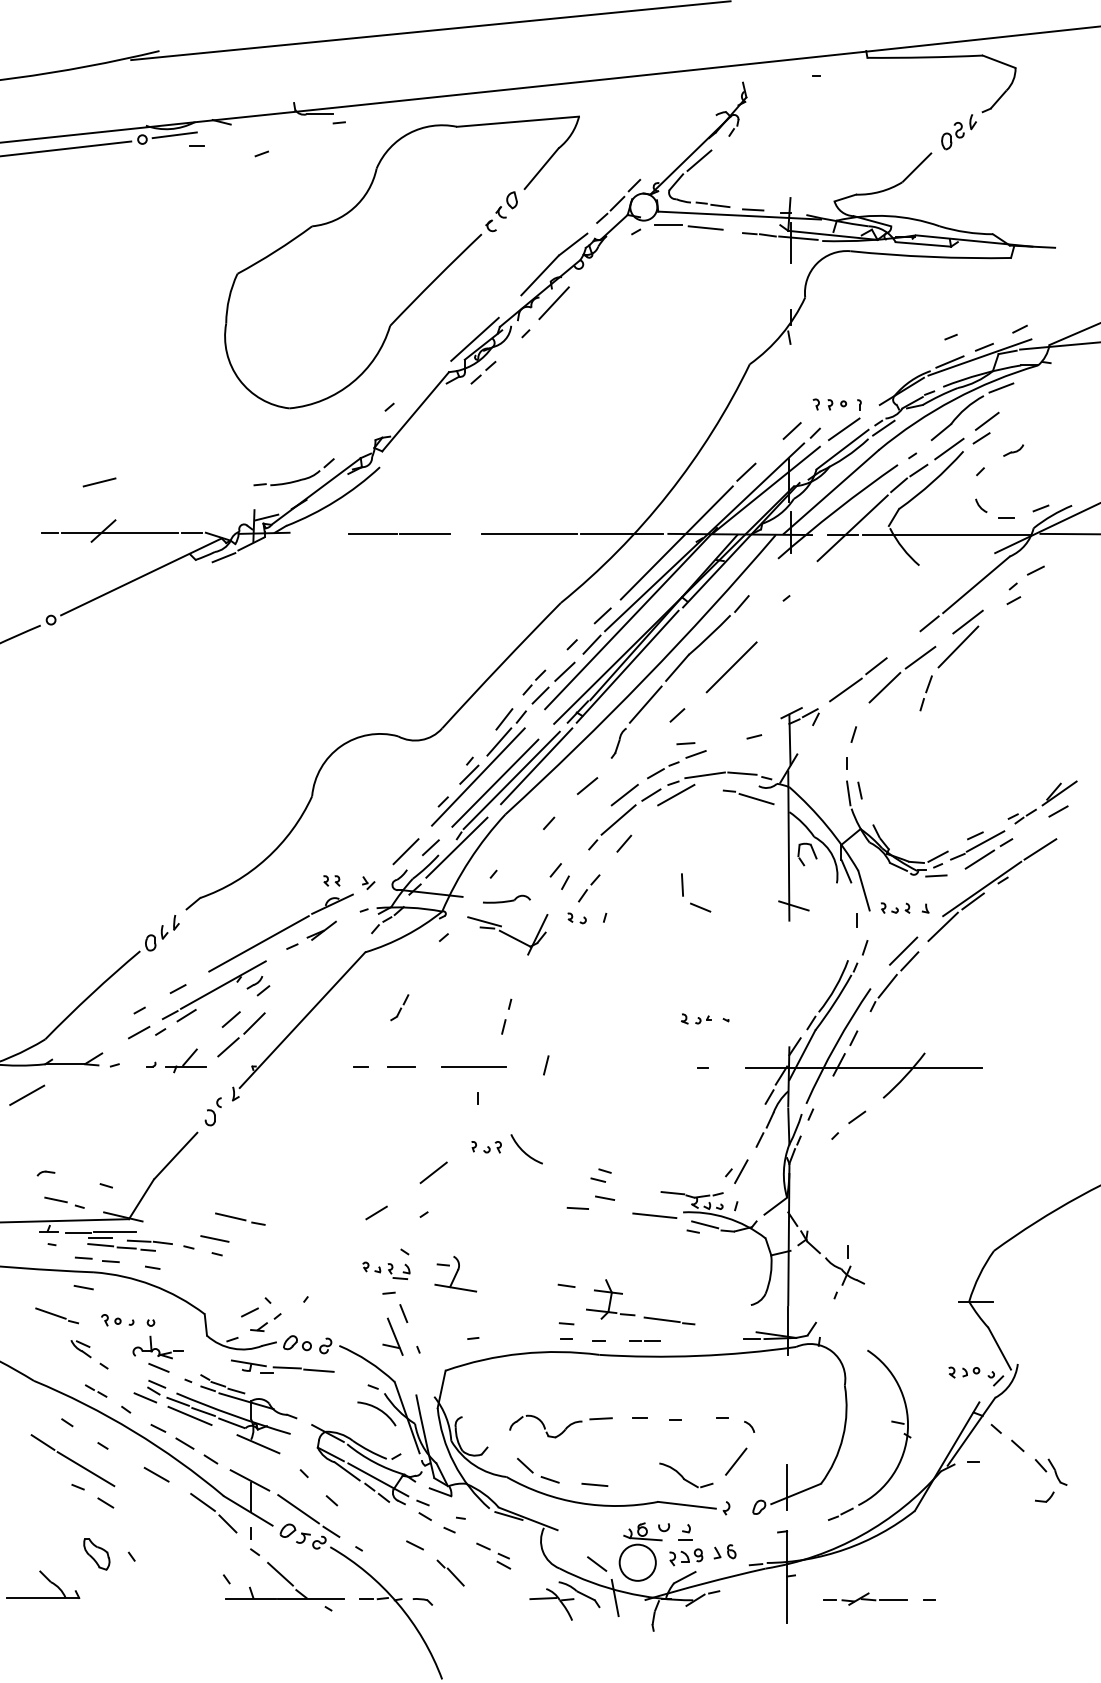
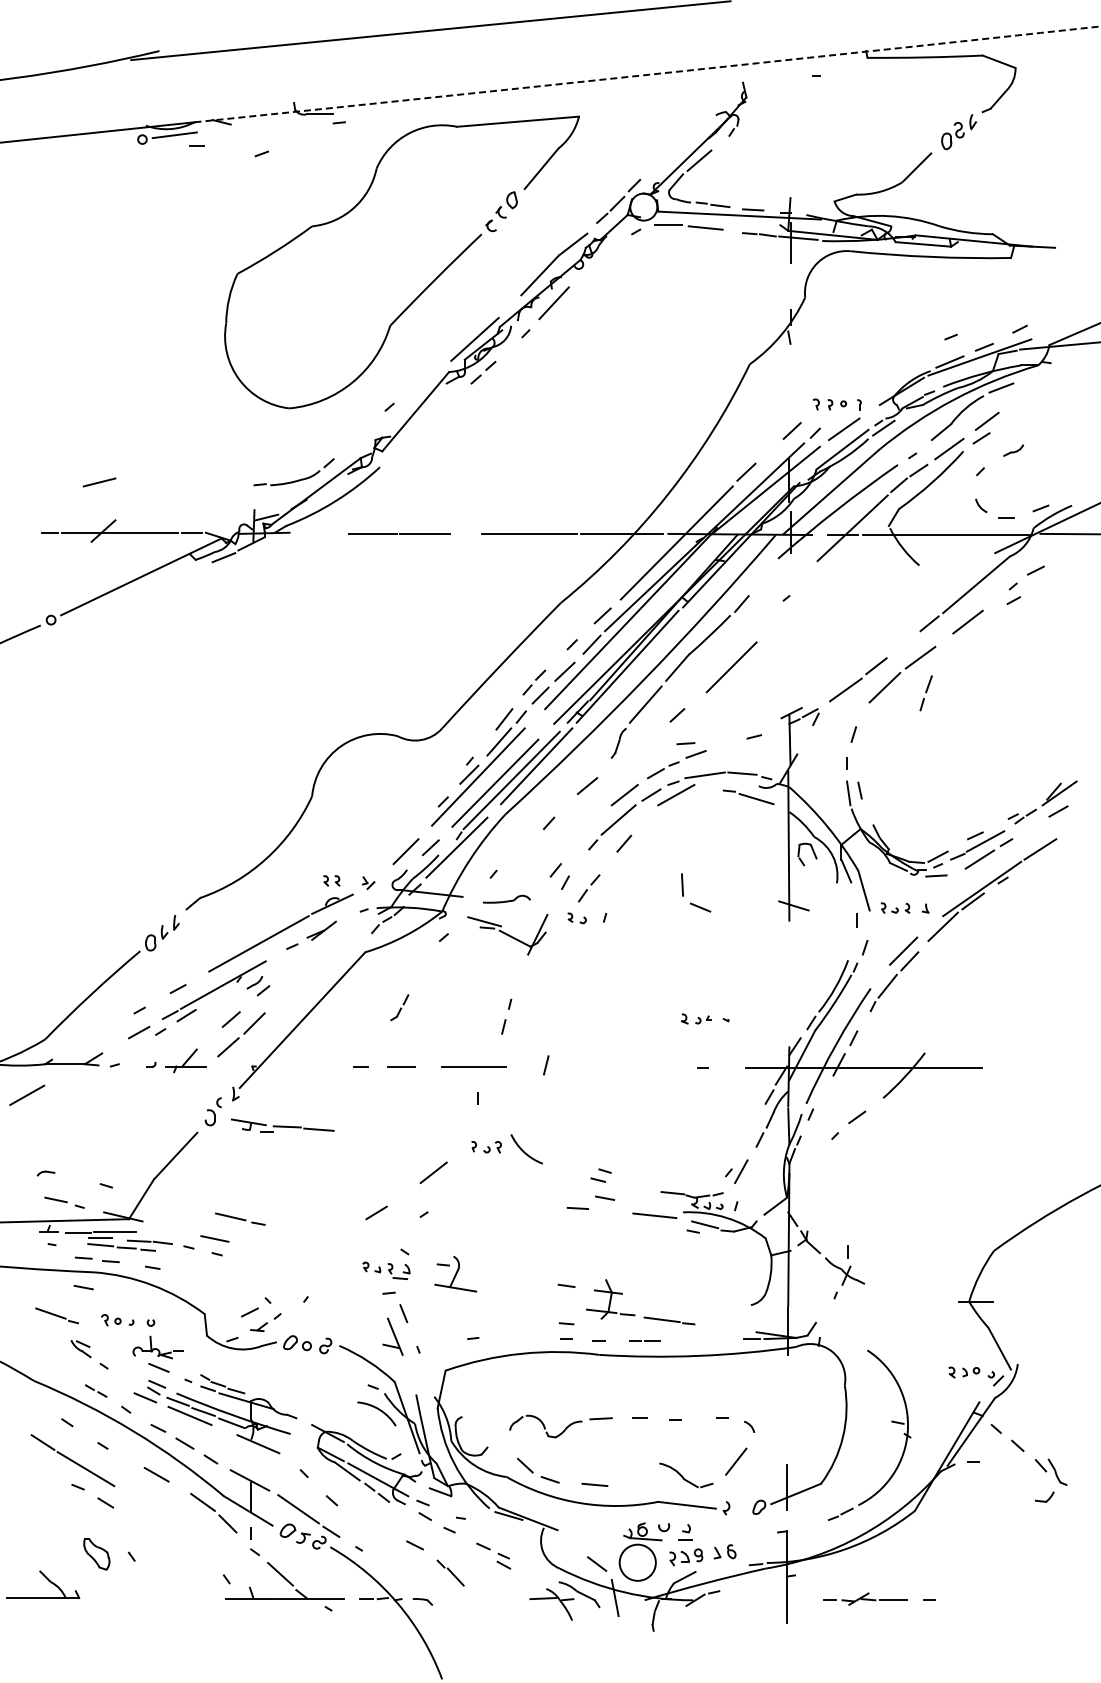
arc: solid -> dashed (648, 74)
line: present -> none (66, 148)
line: present -> none (958, 646)
part position: (282, 1366) -> (282, 1125) (282, 1125)
